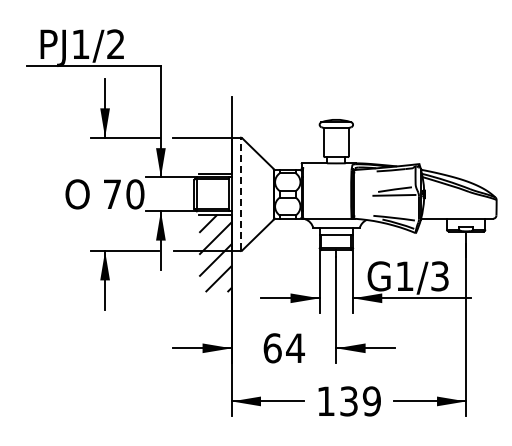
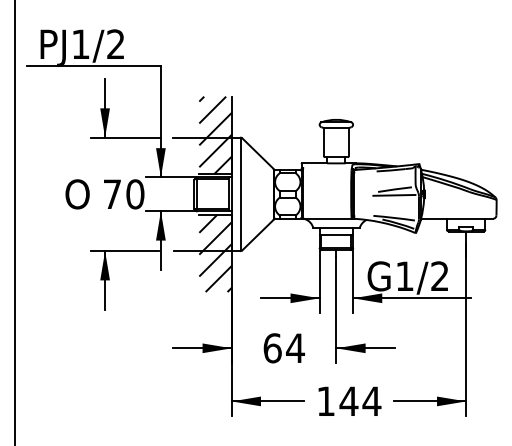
hatch: none -> present (215, 135)
line: dashed -> solid (241, 194)
line: none -> present (15, 222)
text: G1/3 -> G1/2 (439, 276)
text: 139 -> 144 (360, 401)
